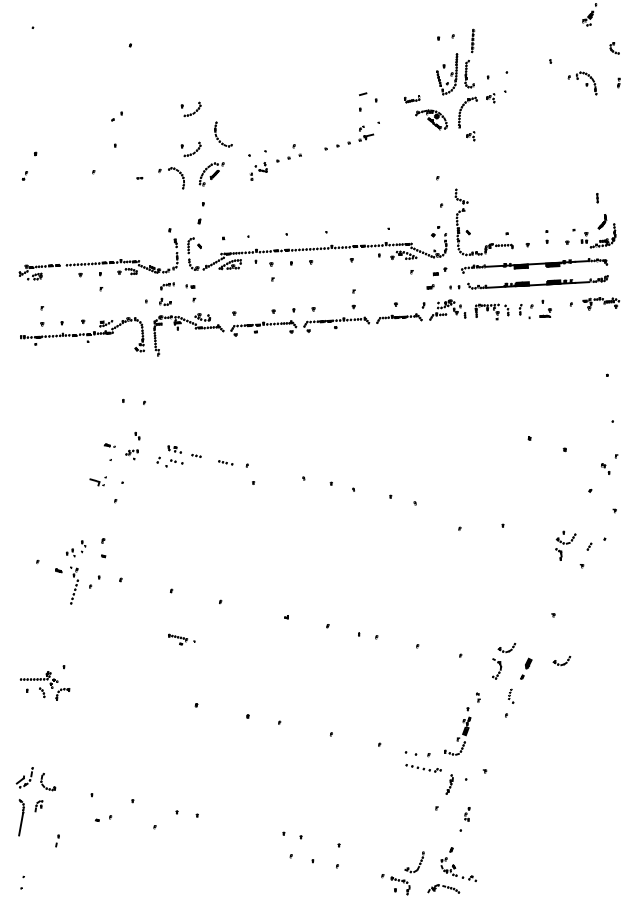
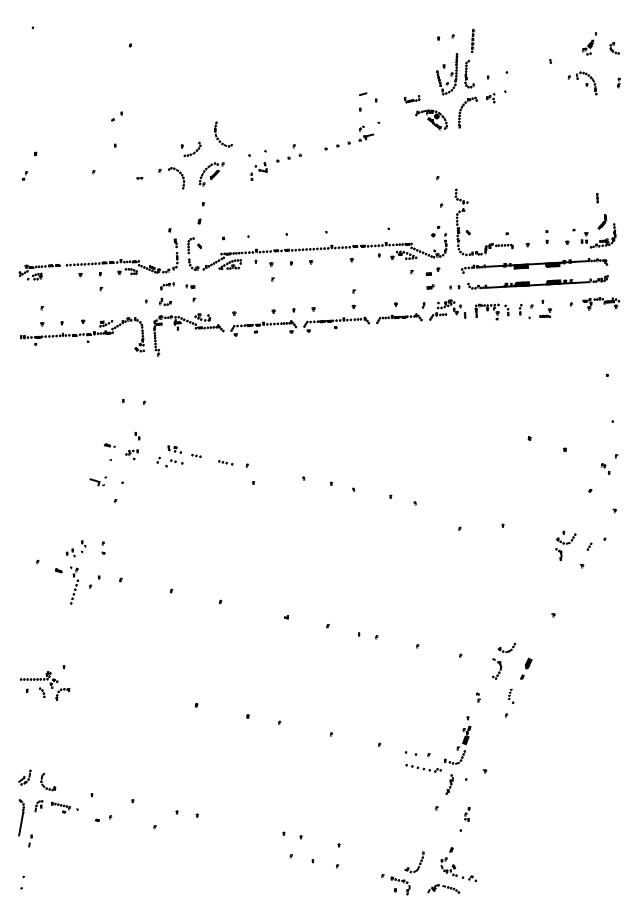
part position: (589, 14) -> (589, 43) (589, 43)
part: present -> none (190, 109)
part: present -> none (470, 136)
part position: (439, 271) -> (432, 271) (432, 271)
part size: 6x21 px -> 5x14 px (103, 547)
part position: (181, 639) -> (64, 807) (64, 807)
part: present -> none (561, 661)
part position: (457, 731) -> (457, 740) (457, 740)
part size: 19x22 px -> 14x17 px (24, 777)
part position: (57, 840) -> (30, 840) (30, 840)
